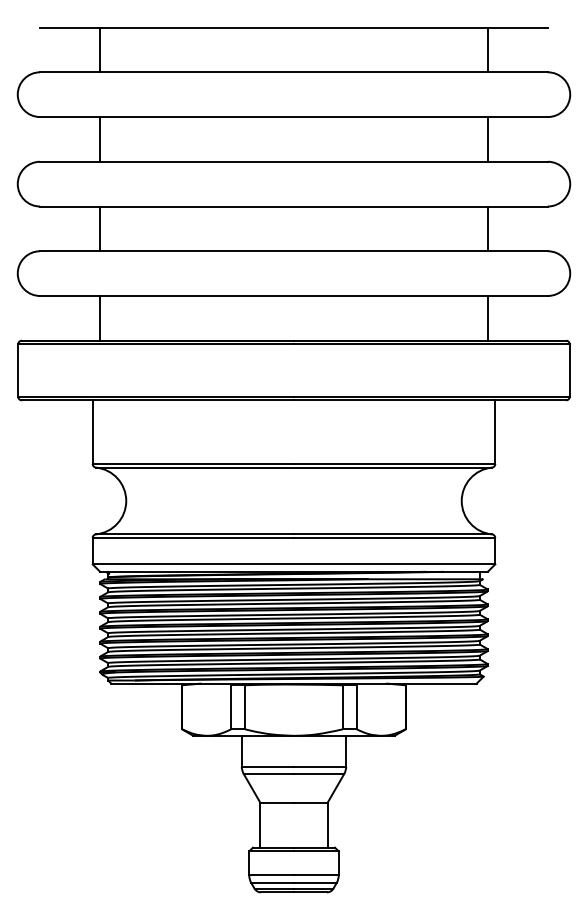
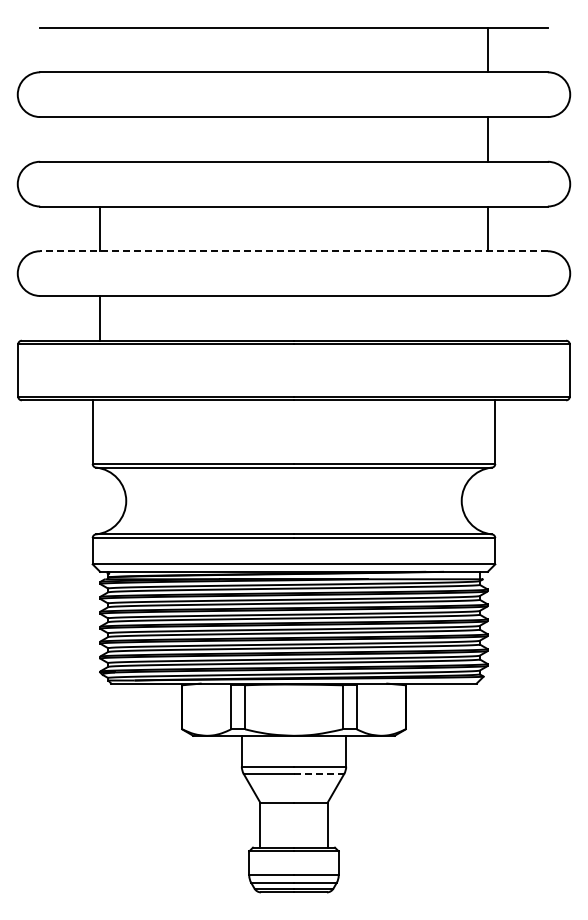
line: present -> none (100, 49)
line: present -> none (100, 139)
line: solid -> dashed (294, 251)
line: present -> none (487, 317)
line: solid -> dashed (319, 774)
